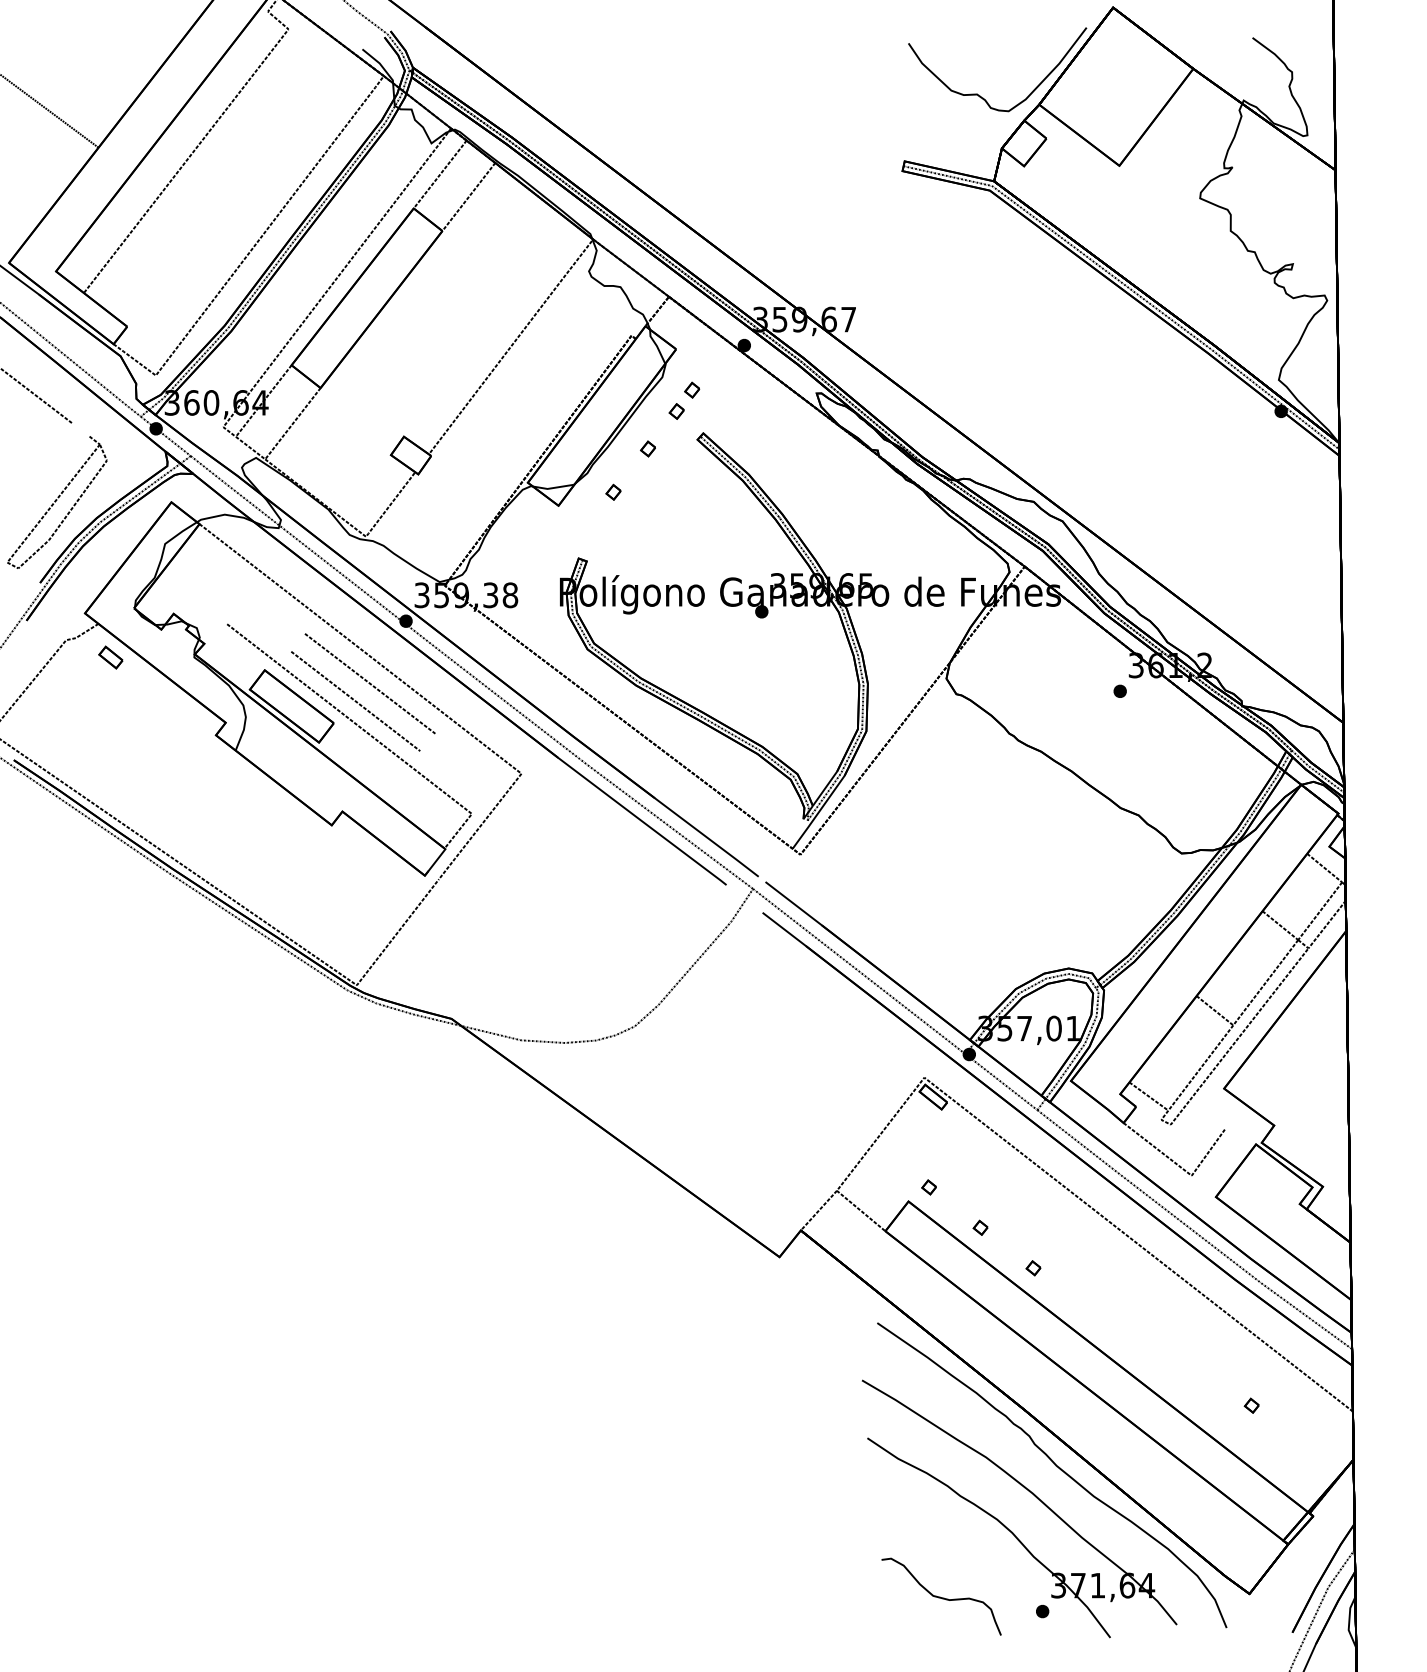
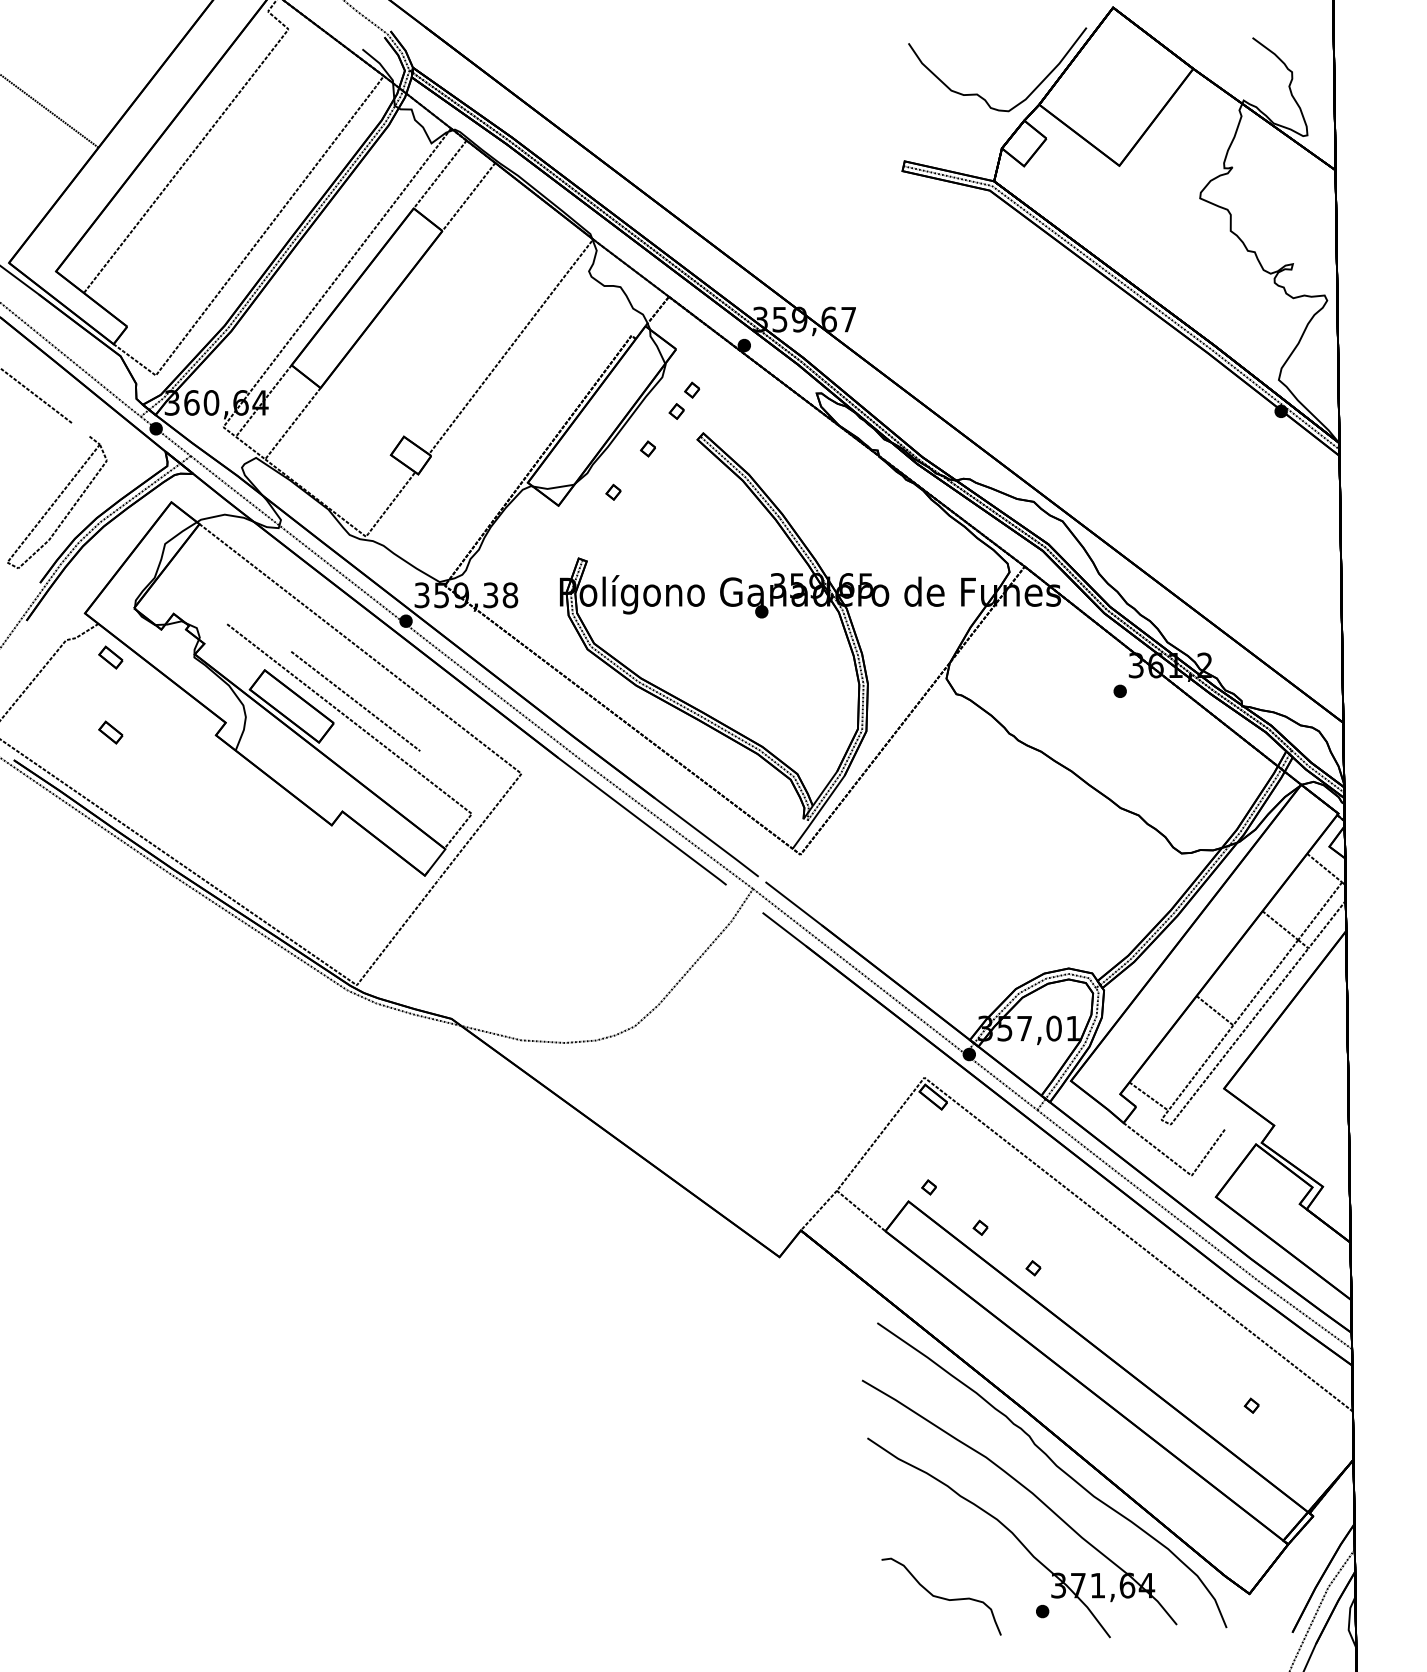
line: present -> none (369, 683)
part: none -> present (110, 732)
